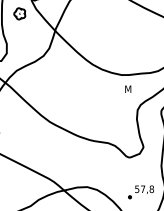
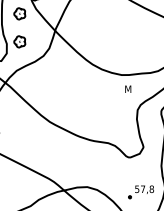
part: none -> present (19, 41)
